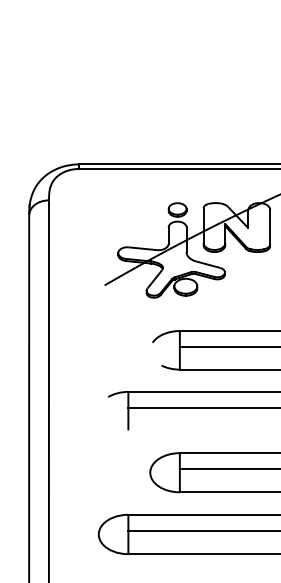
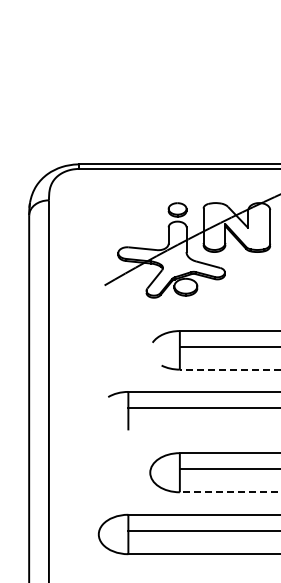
line: solid -> dashed (229, 369)
line: solid -> dashed (229, 492)
